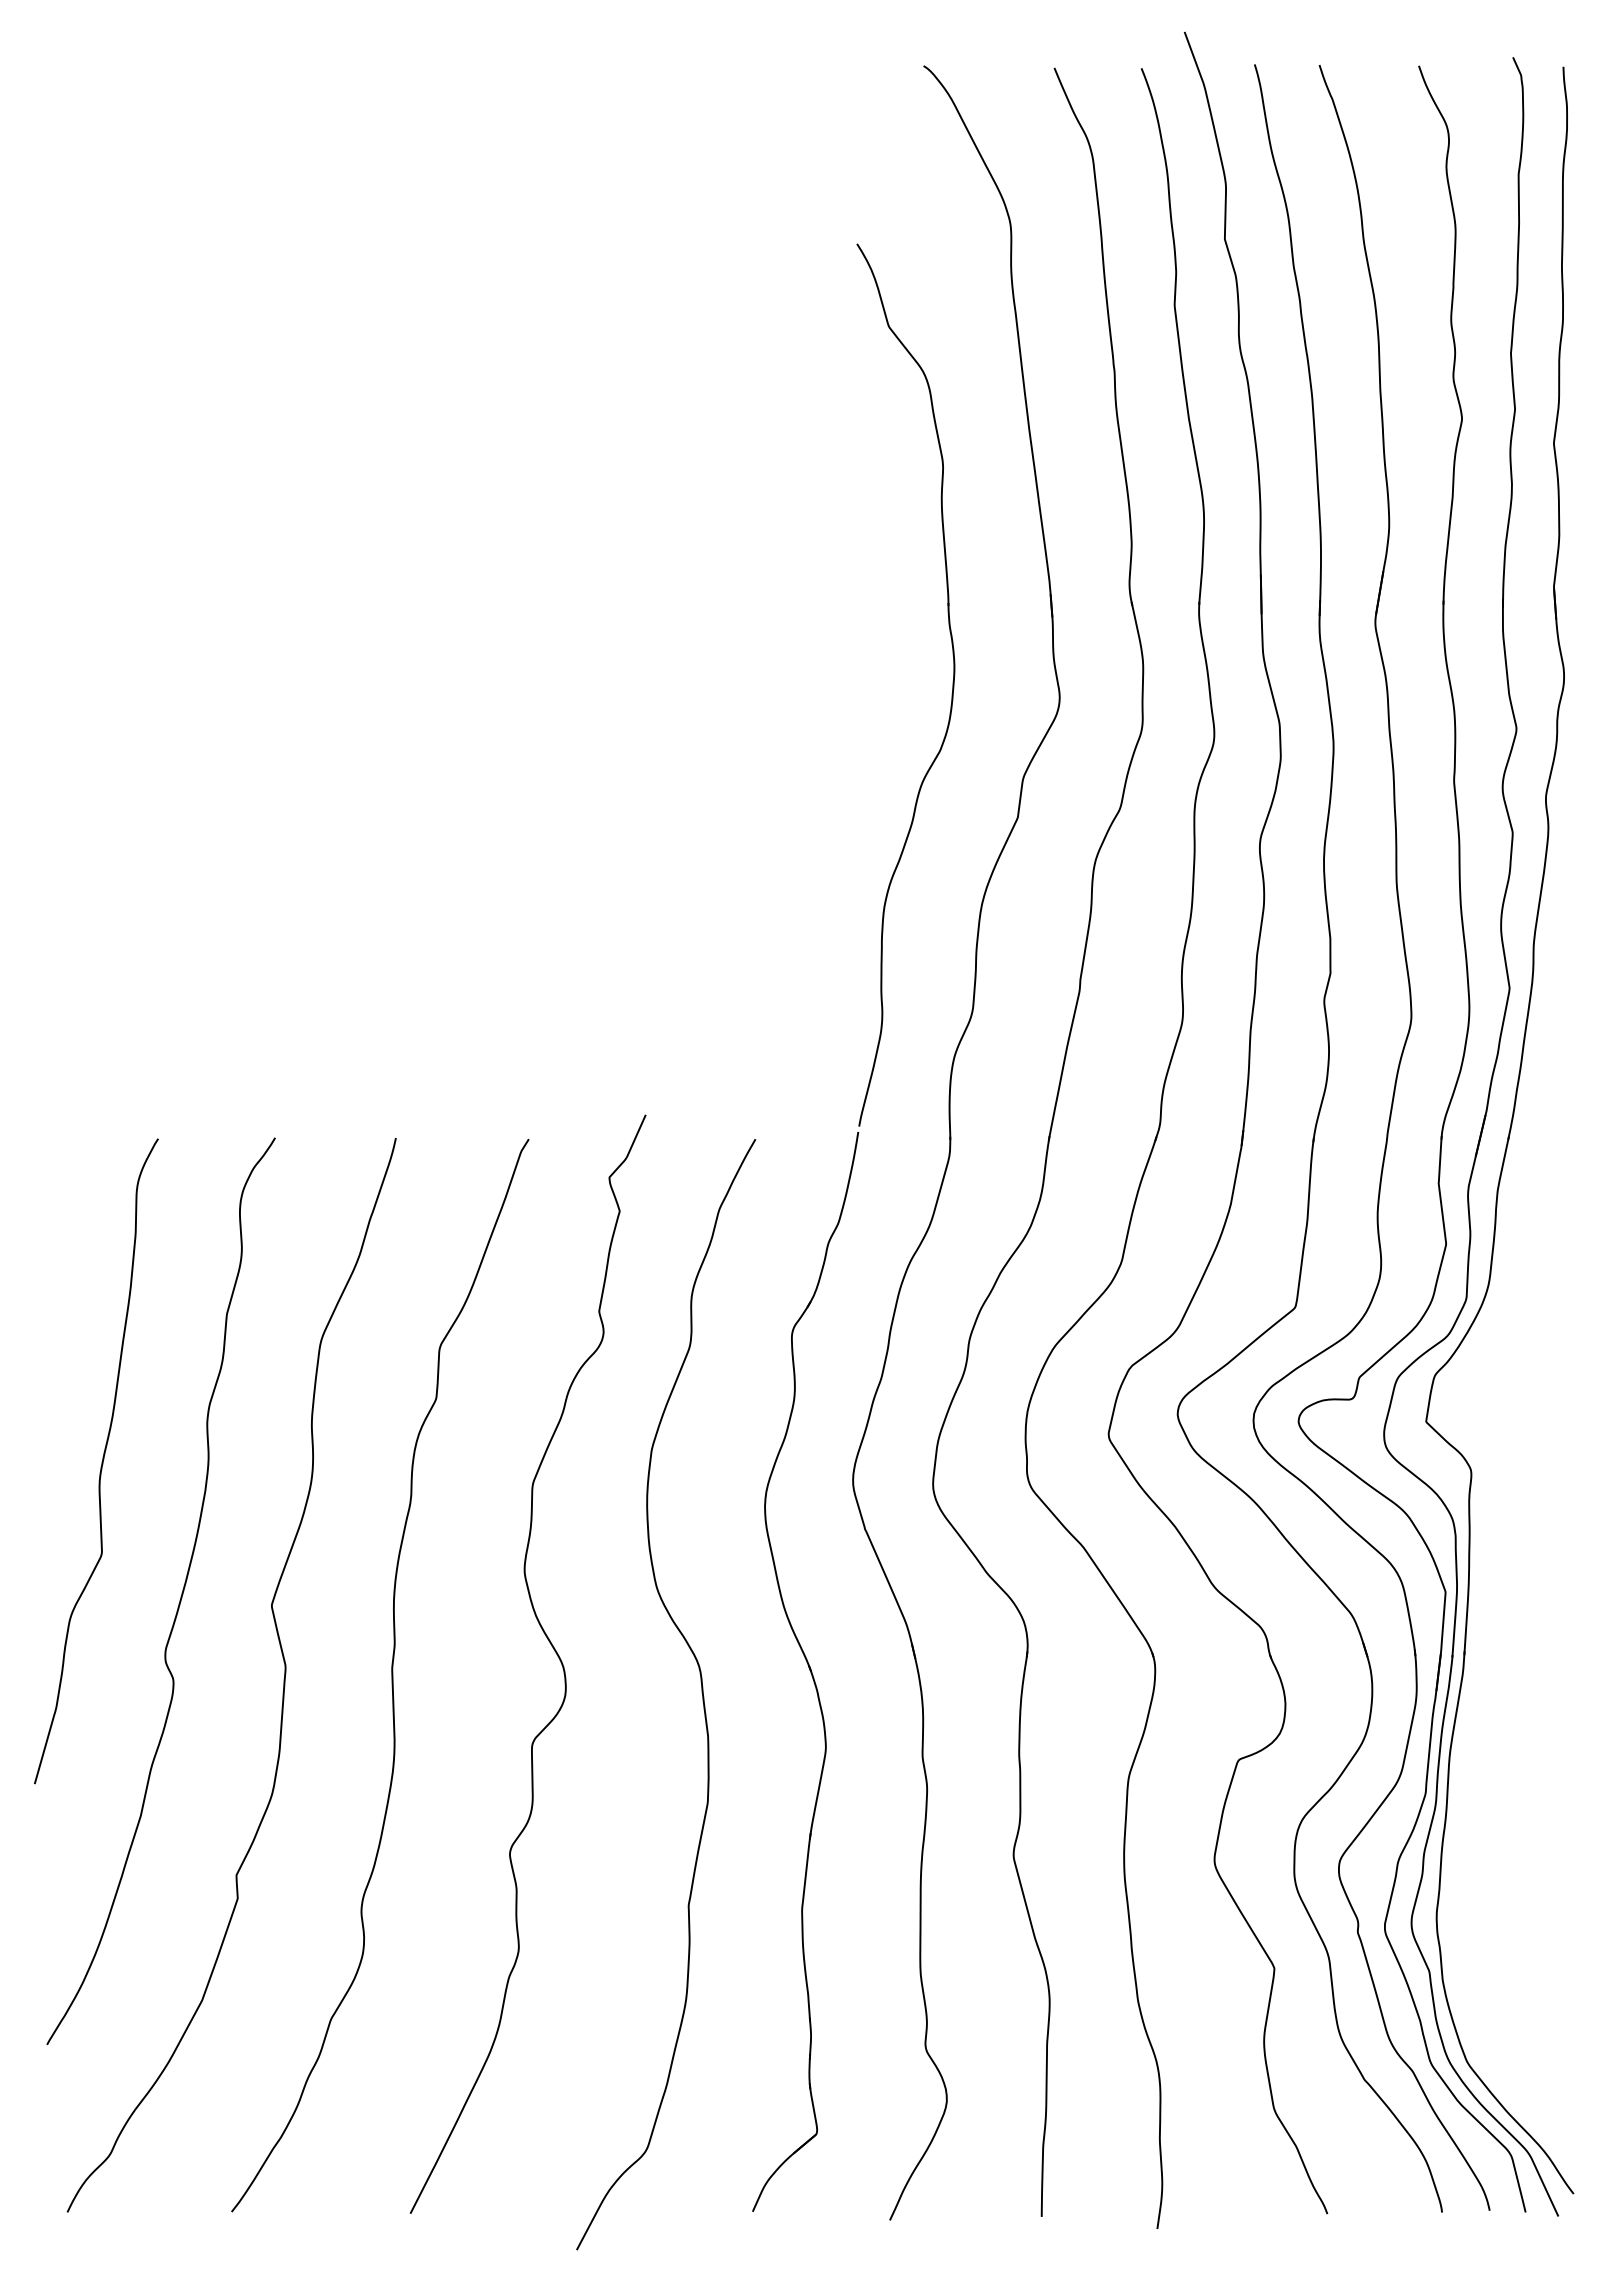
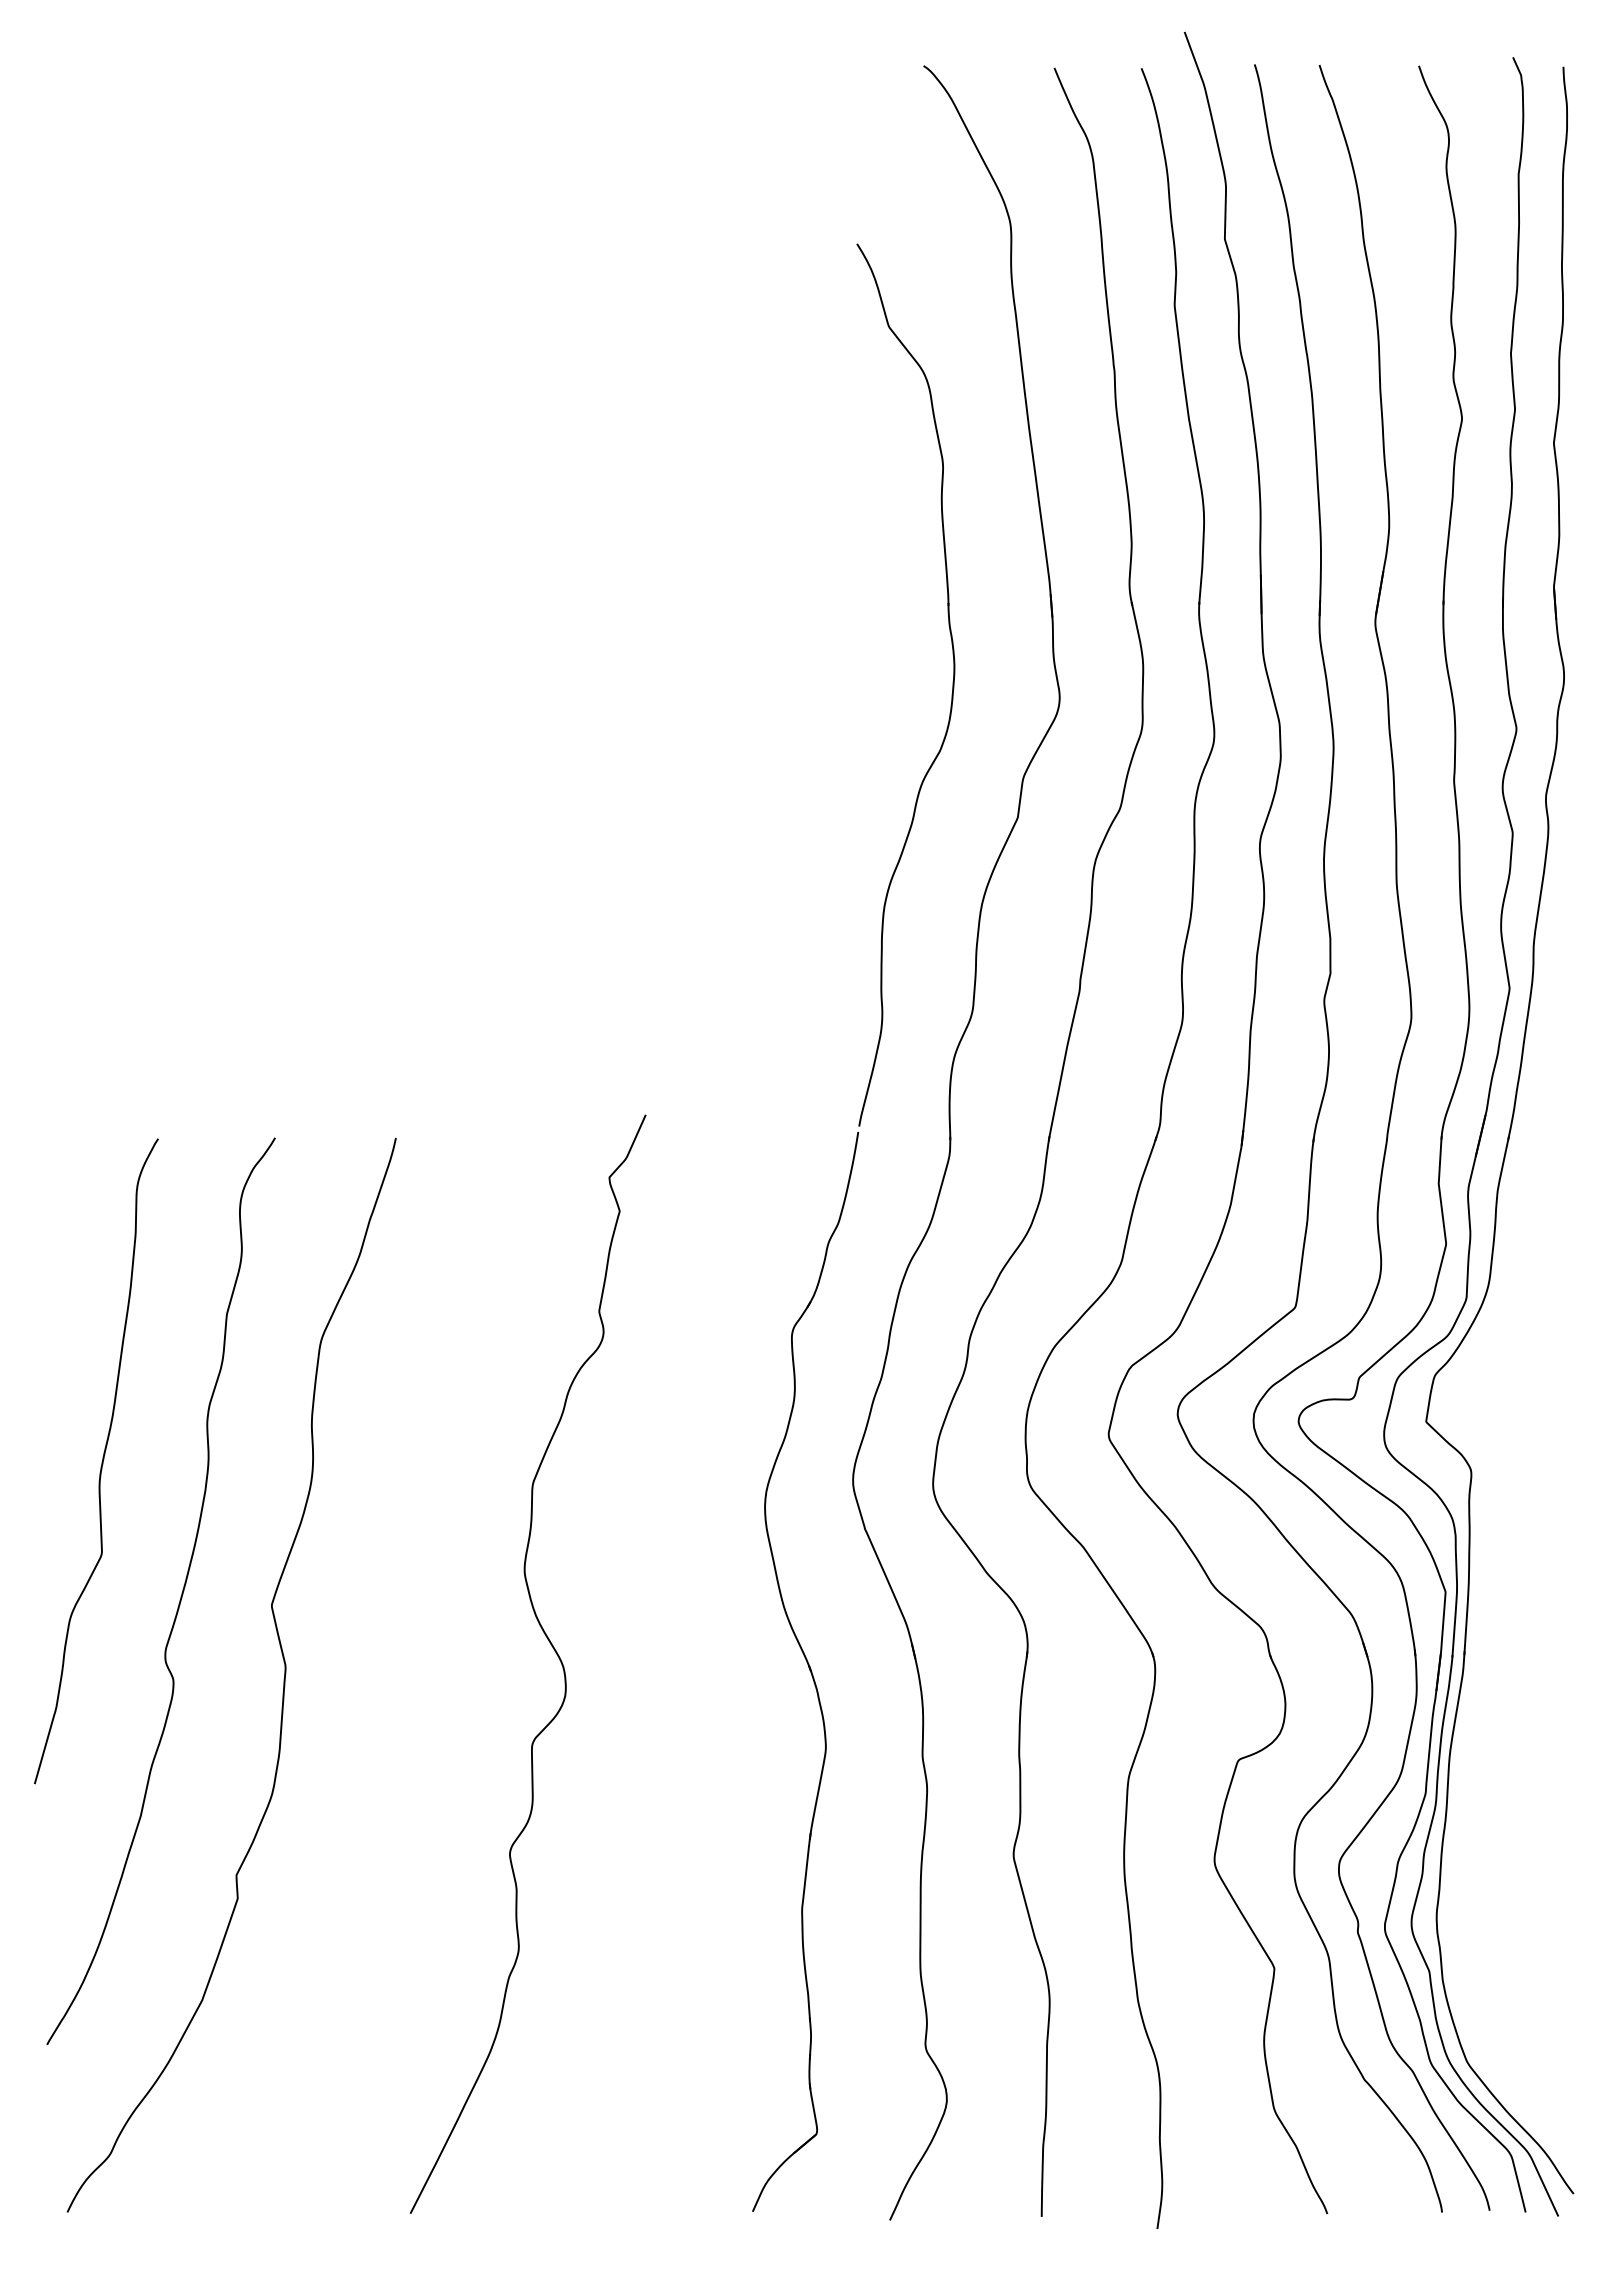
curve: present -> none (391, 1675)
curve: present -> none (701, 1692)
